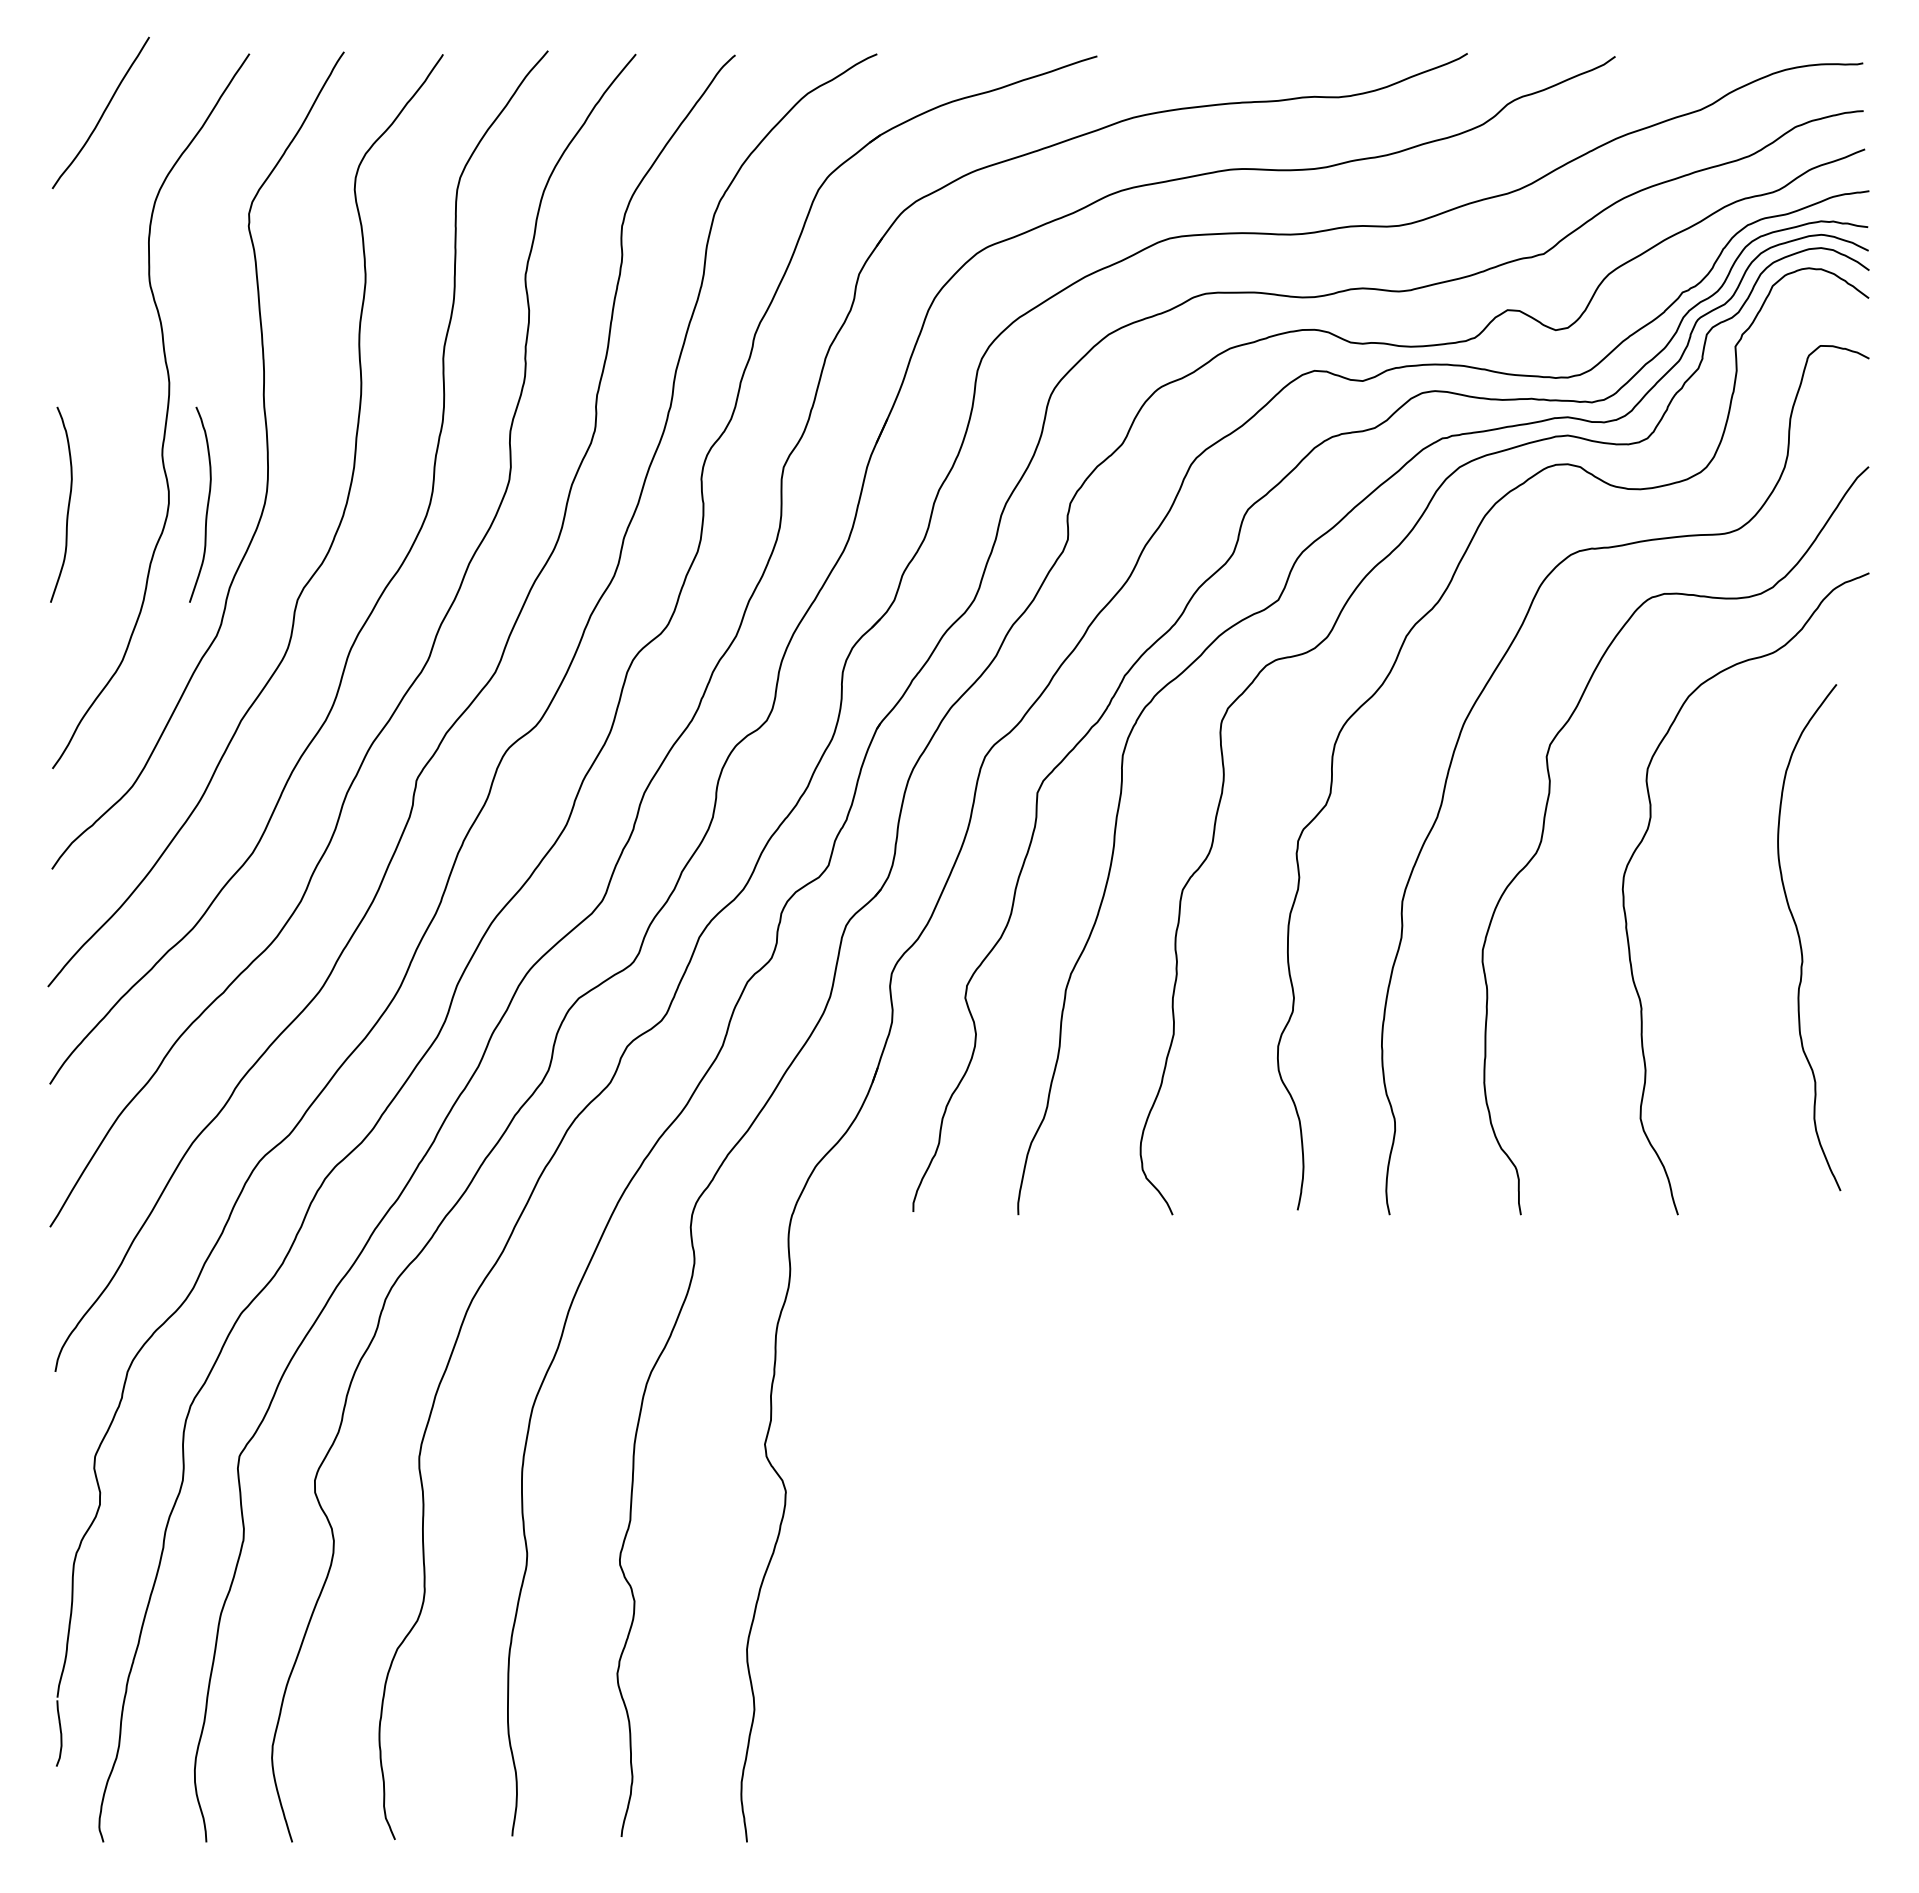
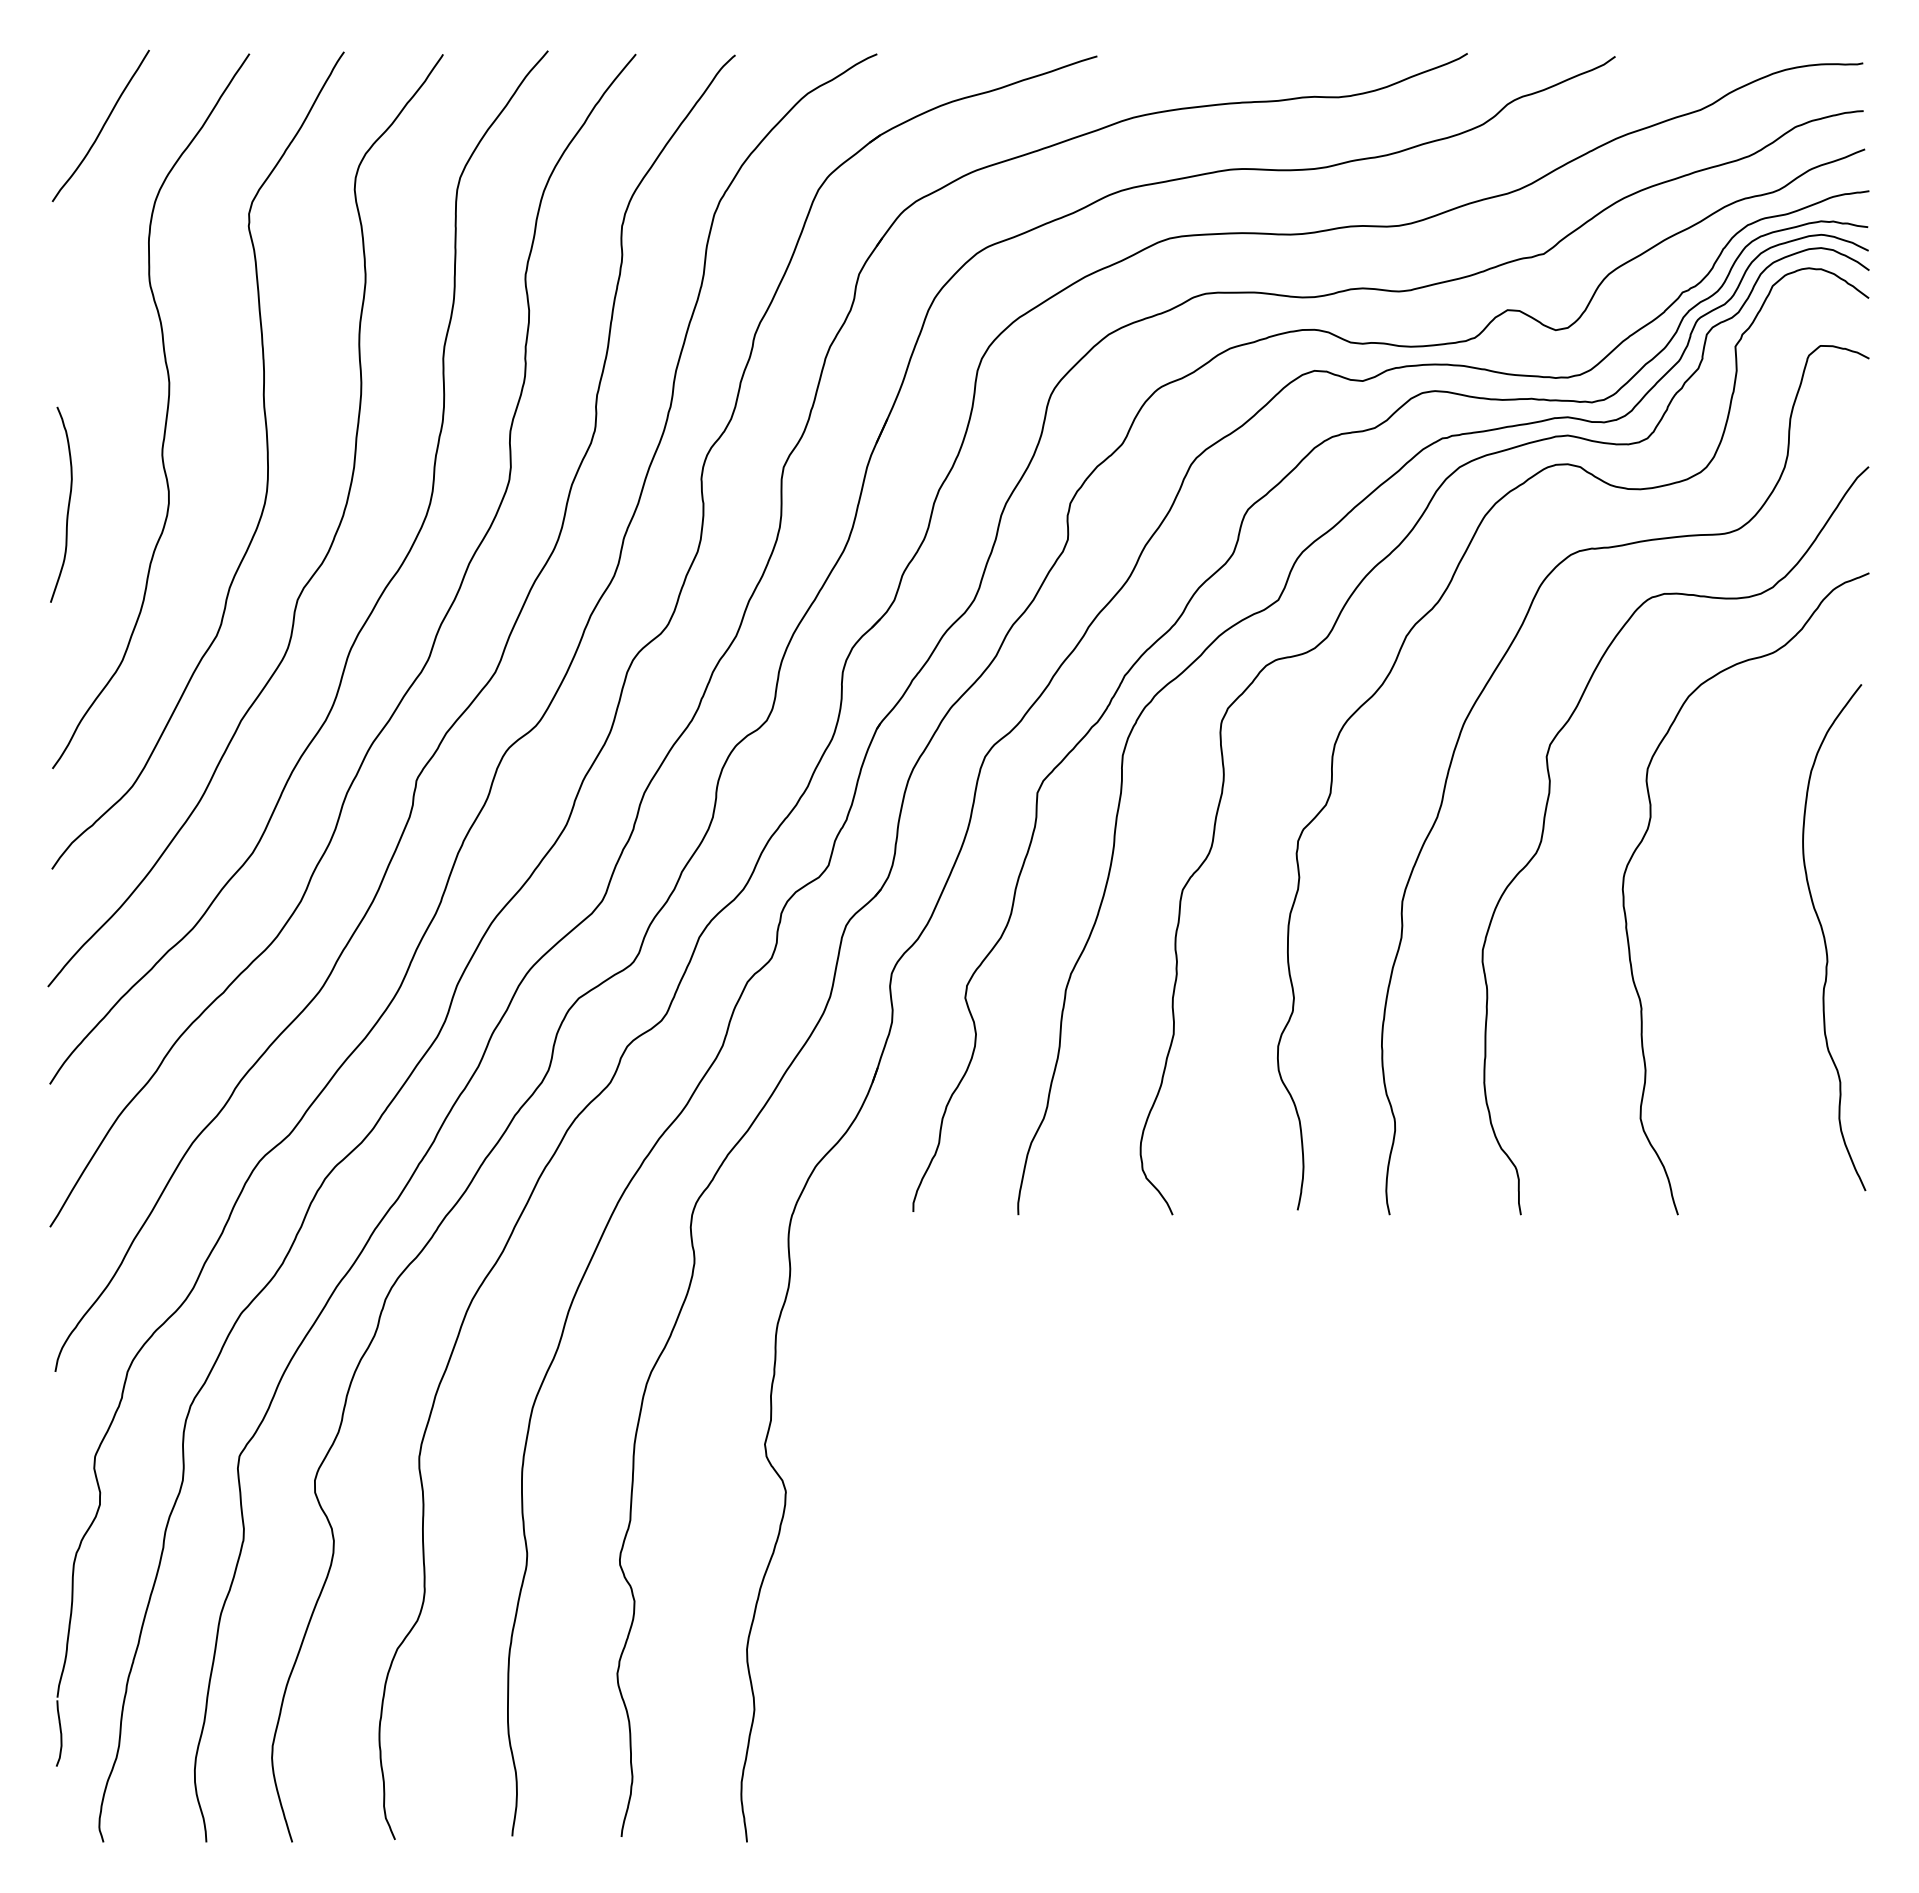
curve position: (102, 112) -> (102, 125) (102, 125)
curve: present -> none (206, 506)
curve position: (1800, 937) -> (1825, 937) (1825, 937)
